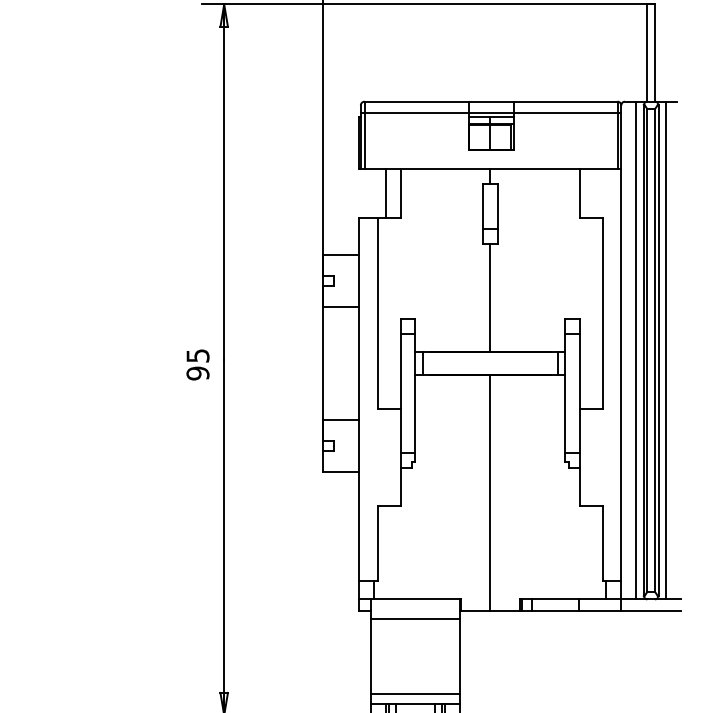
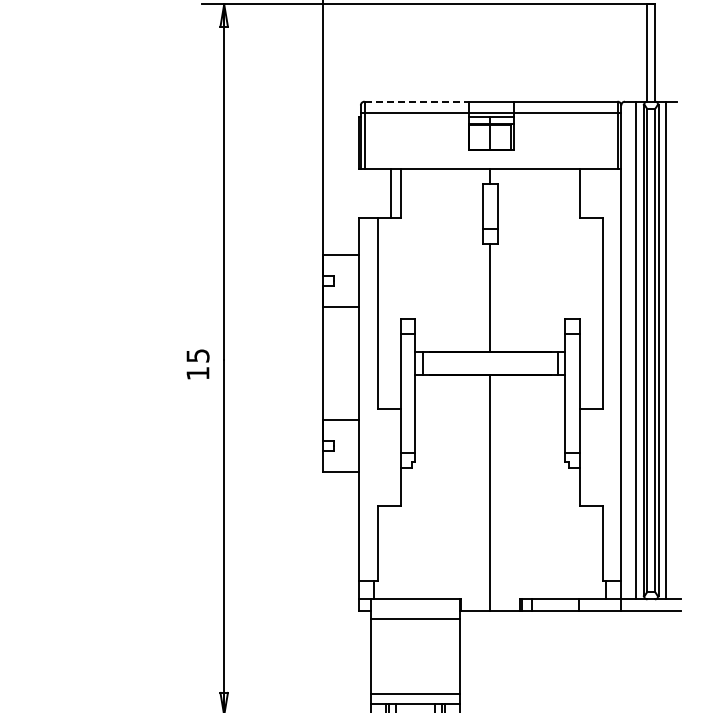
line: solid -> dashed (417, 101)
line position: (386, 193) -> (391, 193) (391, 193)
text: 95 -> 15 (197, 373)
